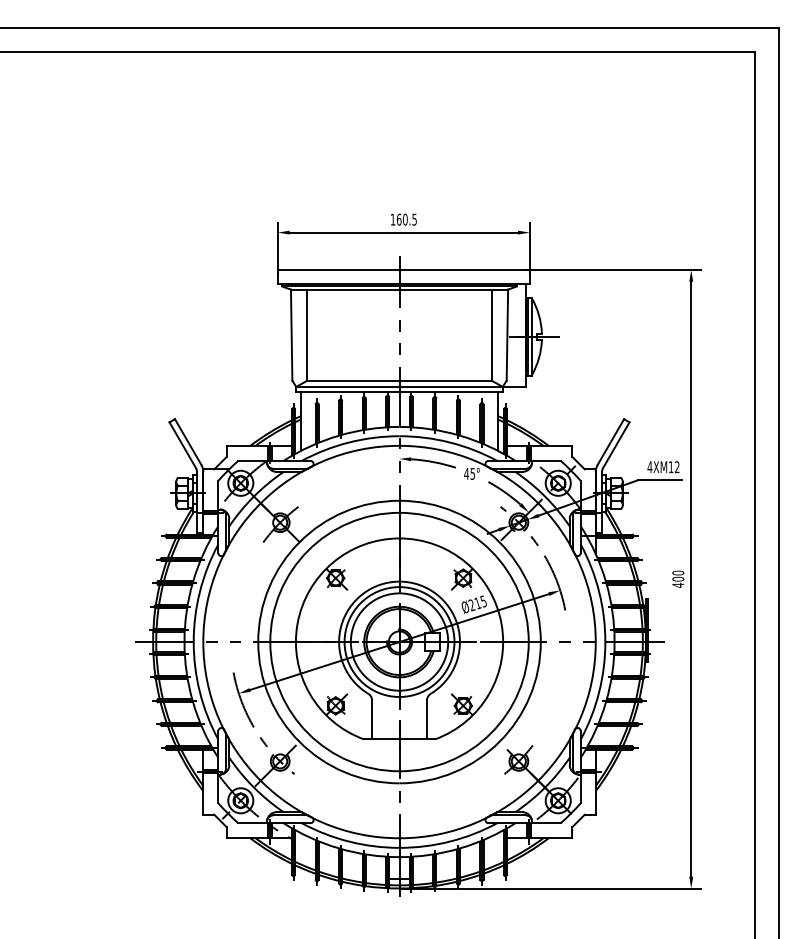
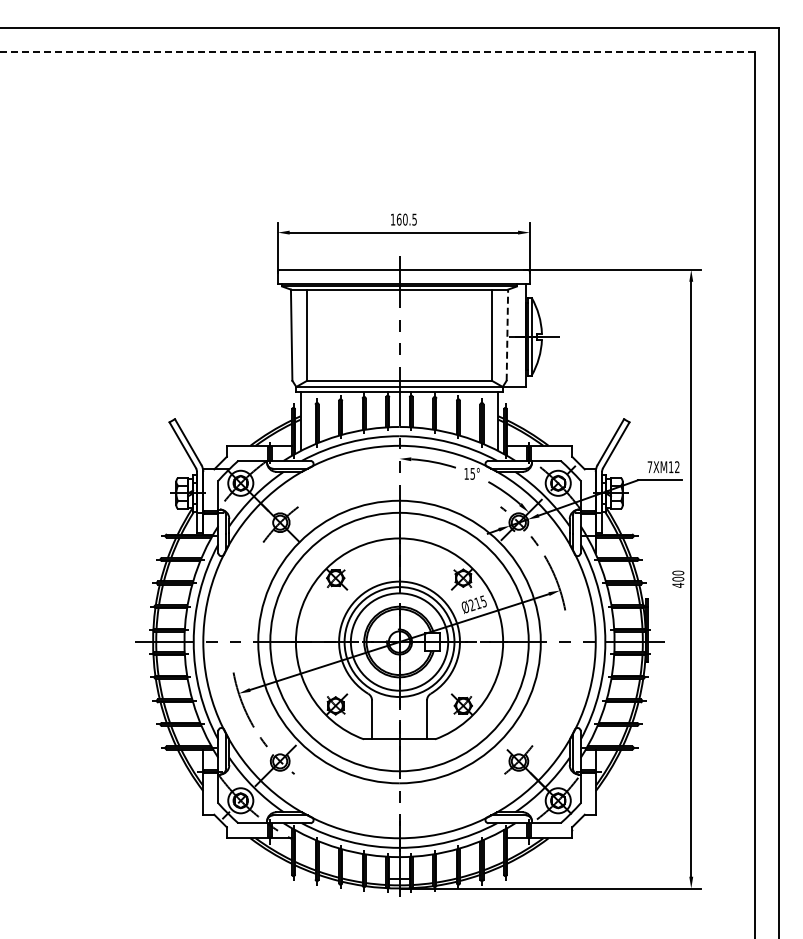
line: solid -> dashed (377, 51)
line: solid -> dashed (507, 335)
text: 4XM12 -> 7XM12 (649, 466)
text: 45° -> 15° (466, 473)
